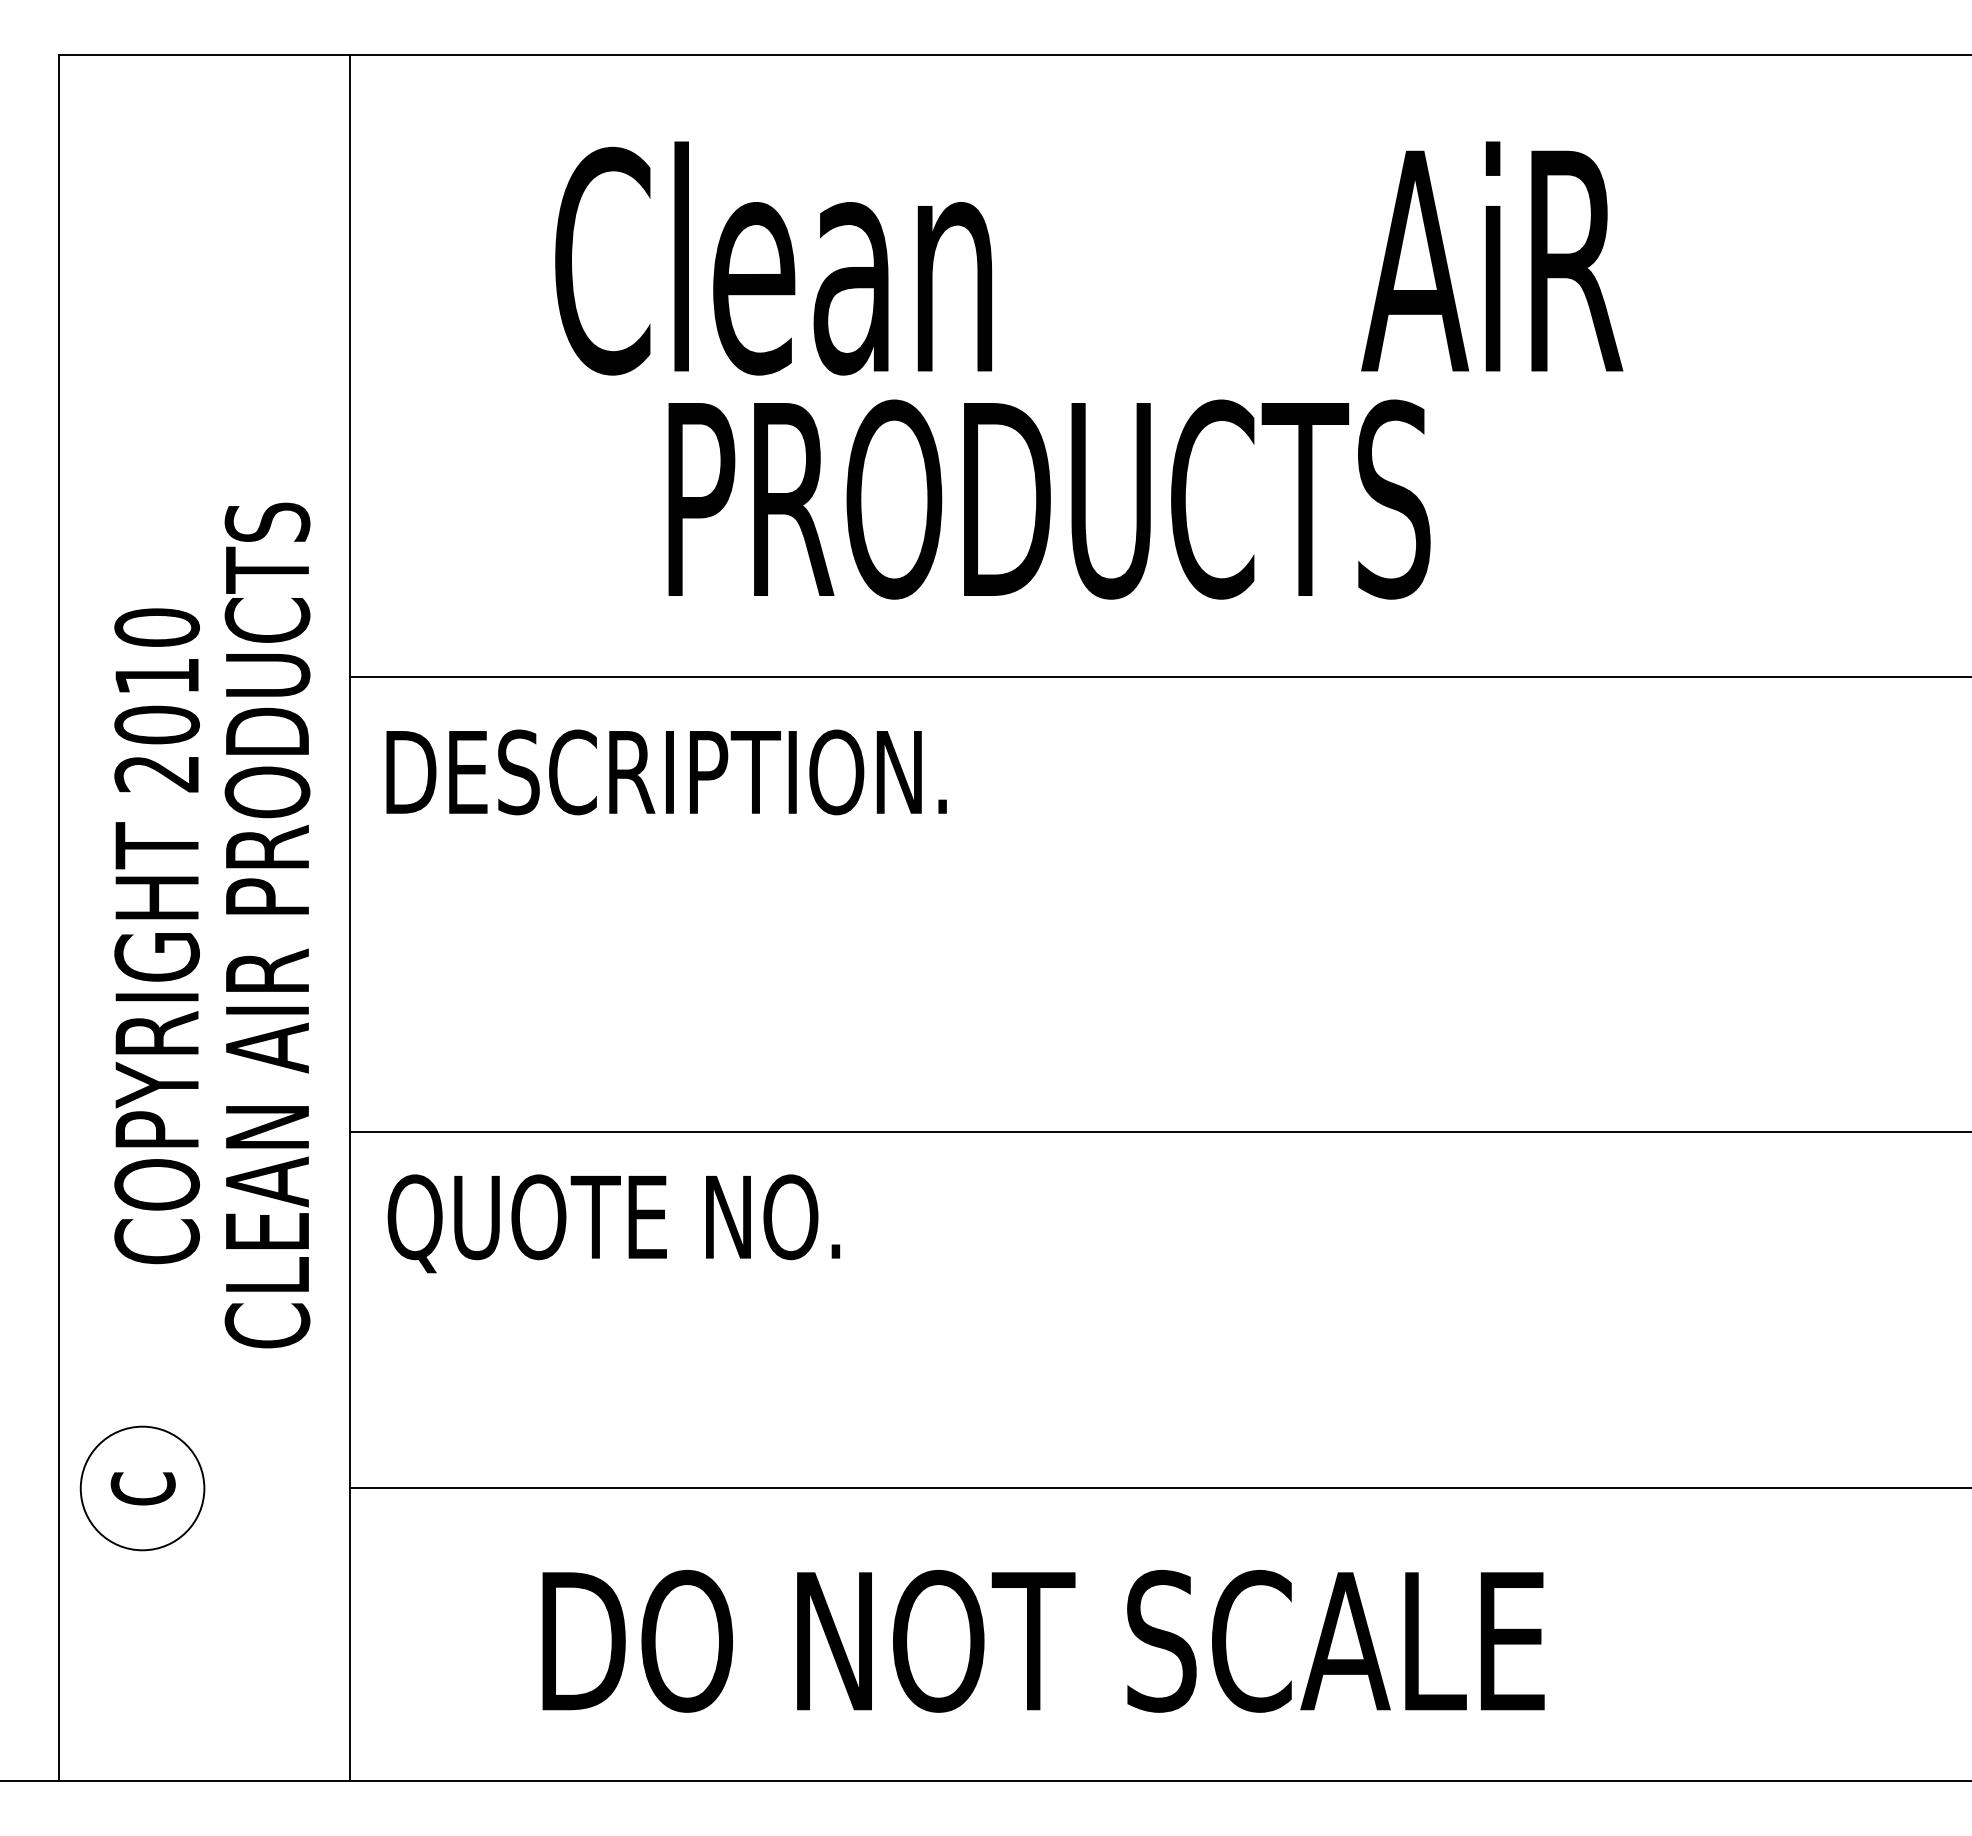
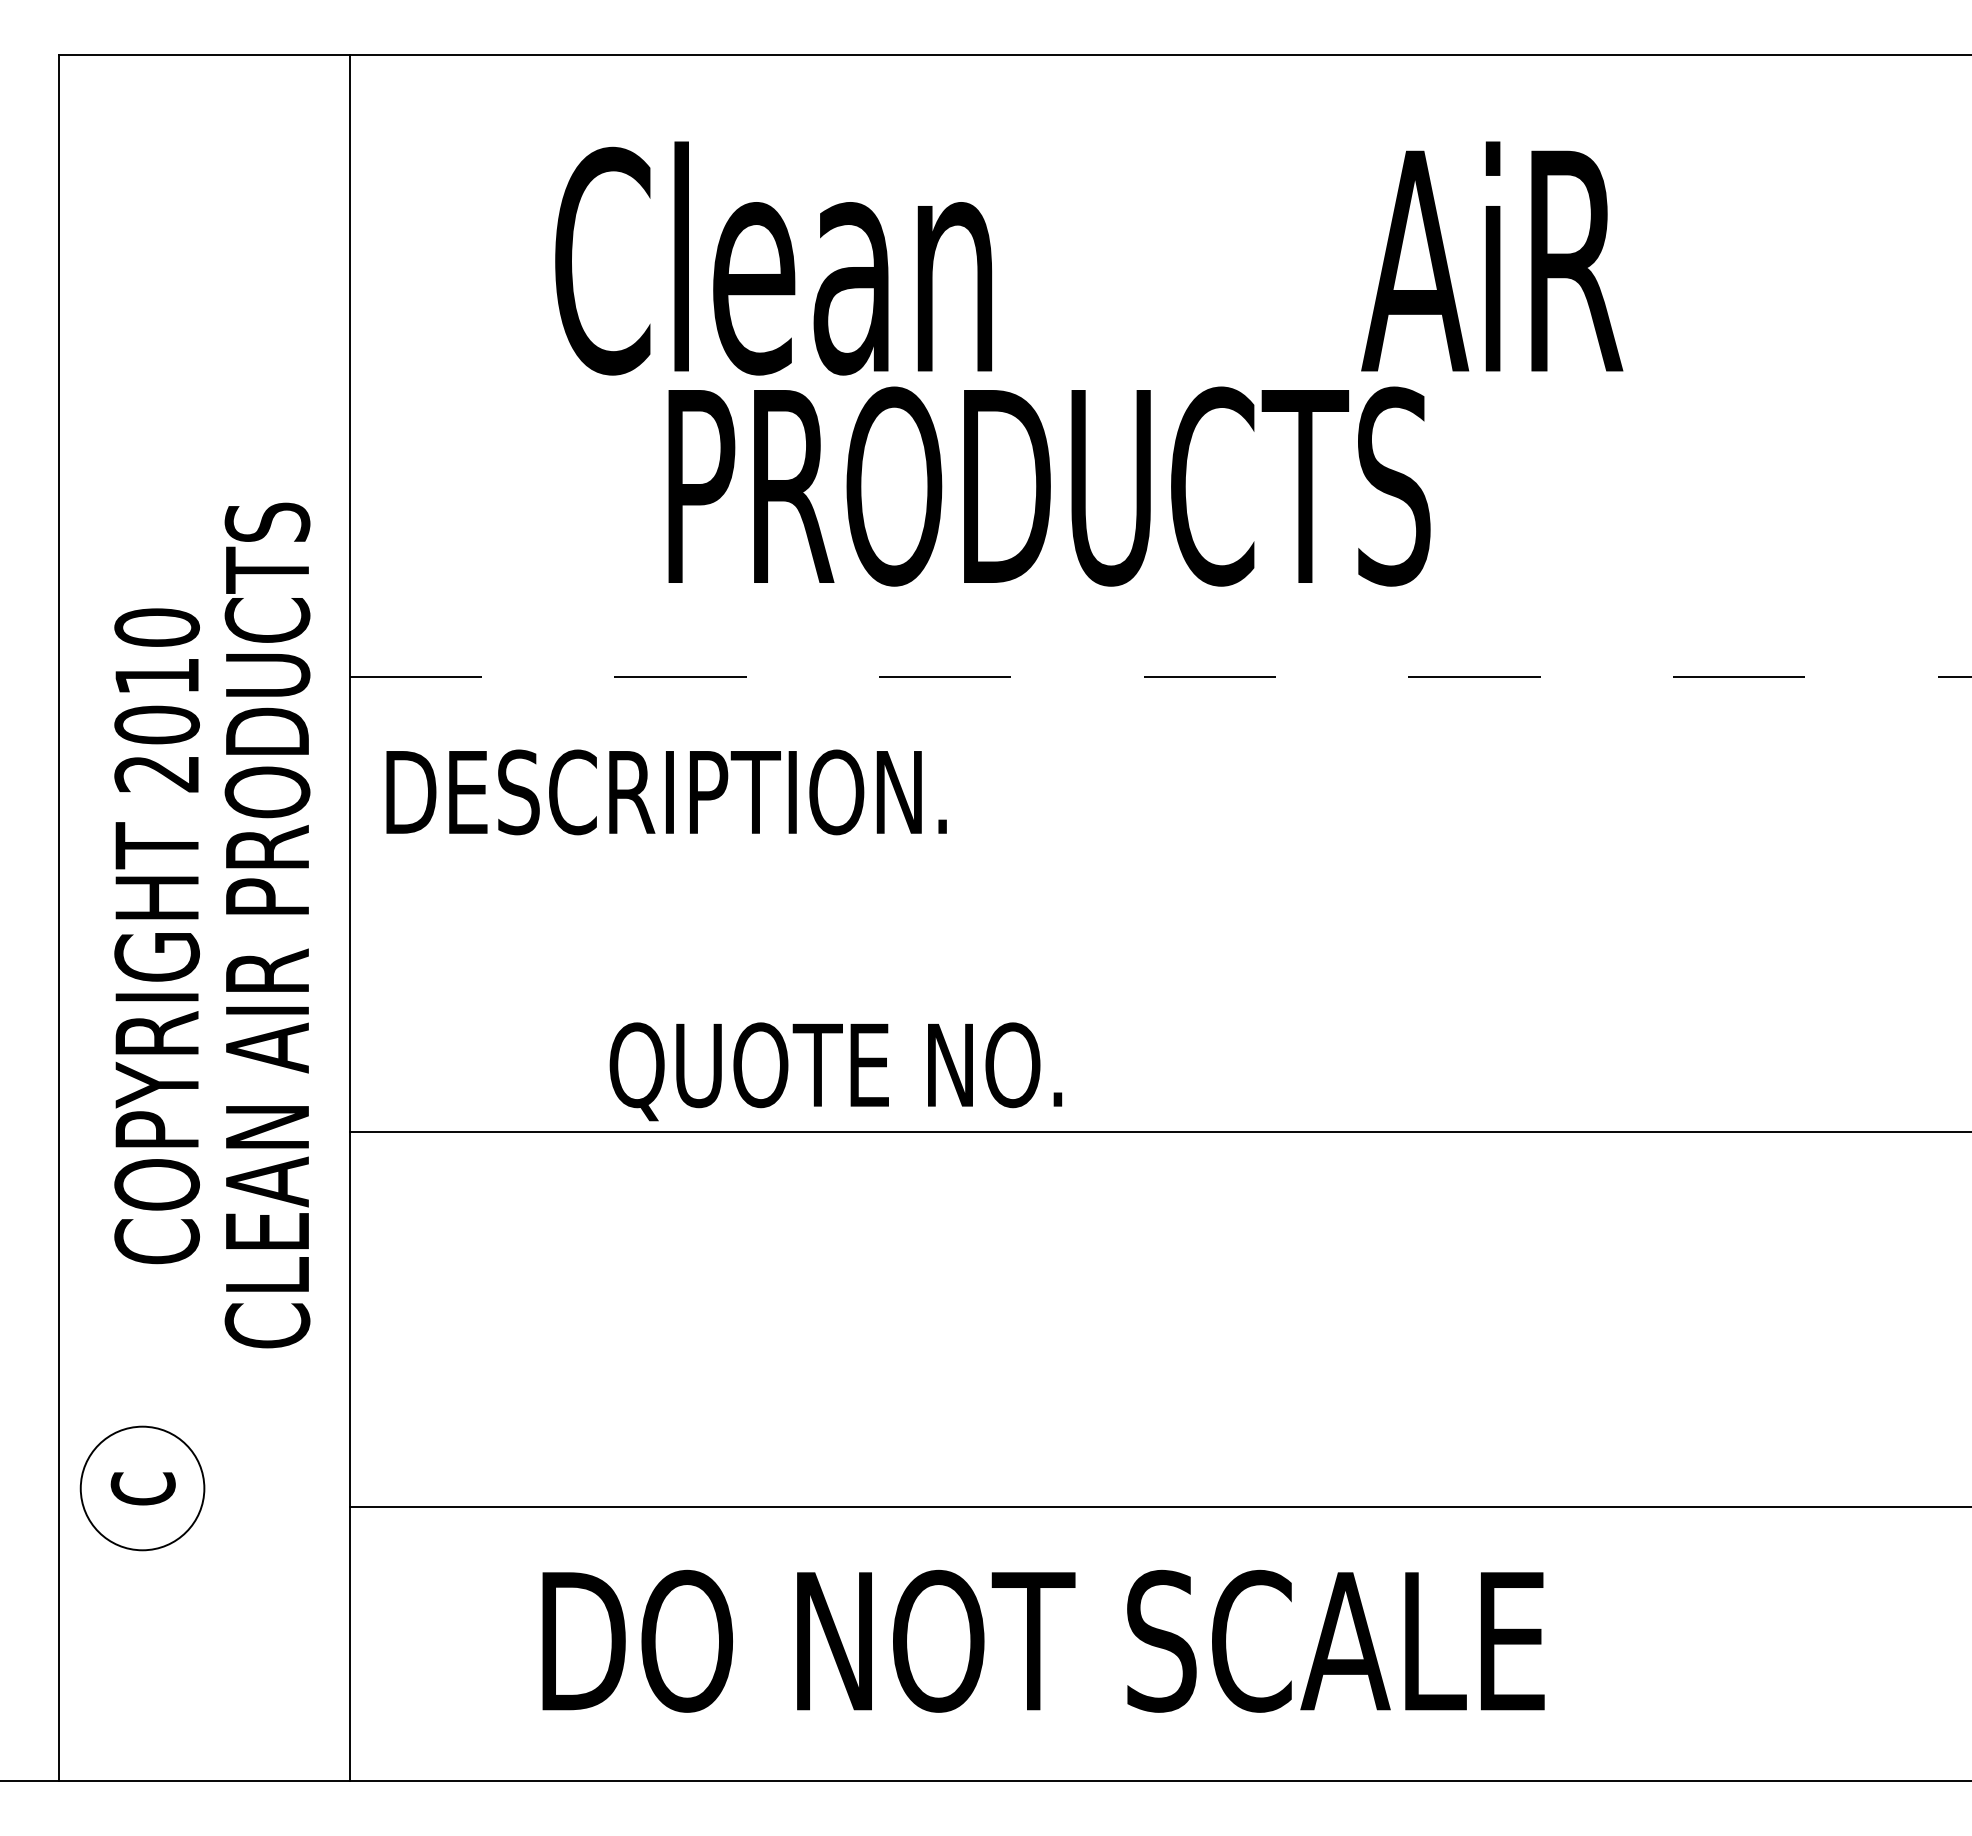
text position: (1049, 499) -> (1049, 486) (1049, 486)
line: solid -> dashed (1160, 677)
text position: (666, 772) -> (666, 792) (666, 792)
text position: (613, 1223) -> (835, 1071) (835, 1071)
line position: (1158, 1488) -> (1158, 1507) (1158, 1507)
